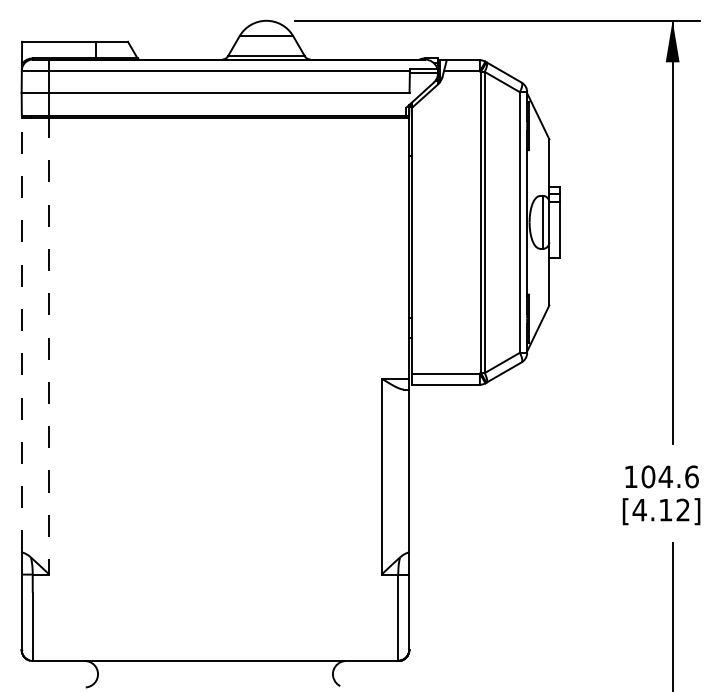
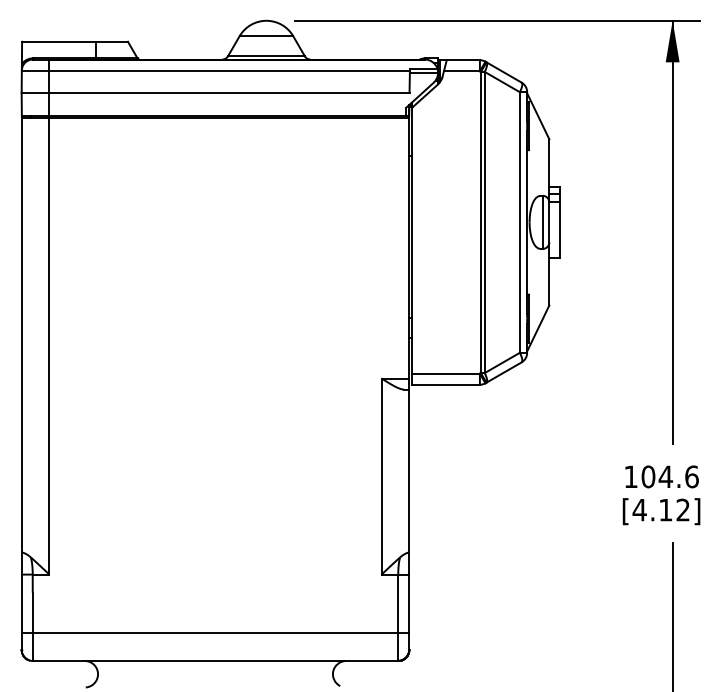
line: dashed -> solid (21, 334)
line: dashed -> solid (49, 345)
line: none -> present (215, 633)
